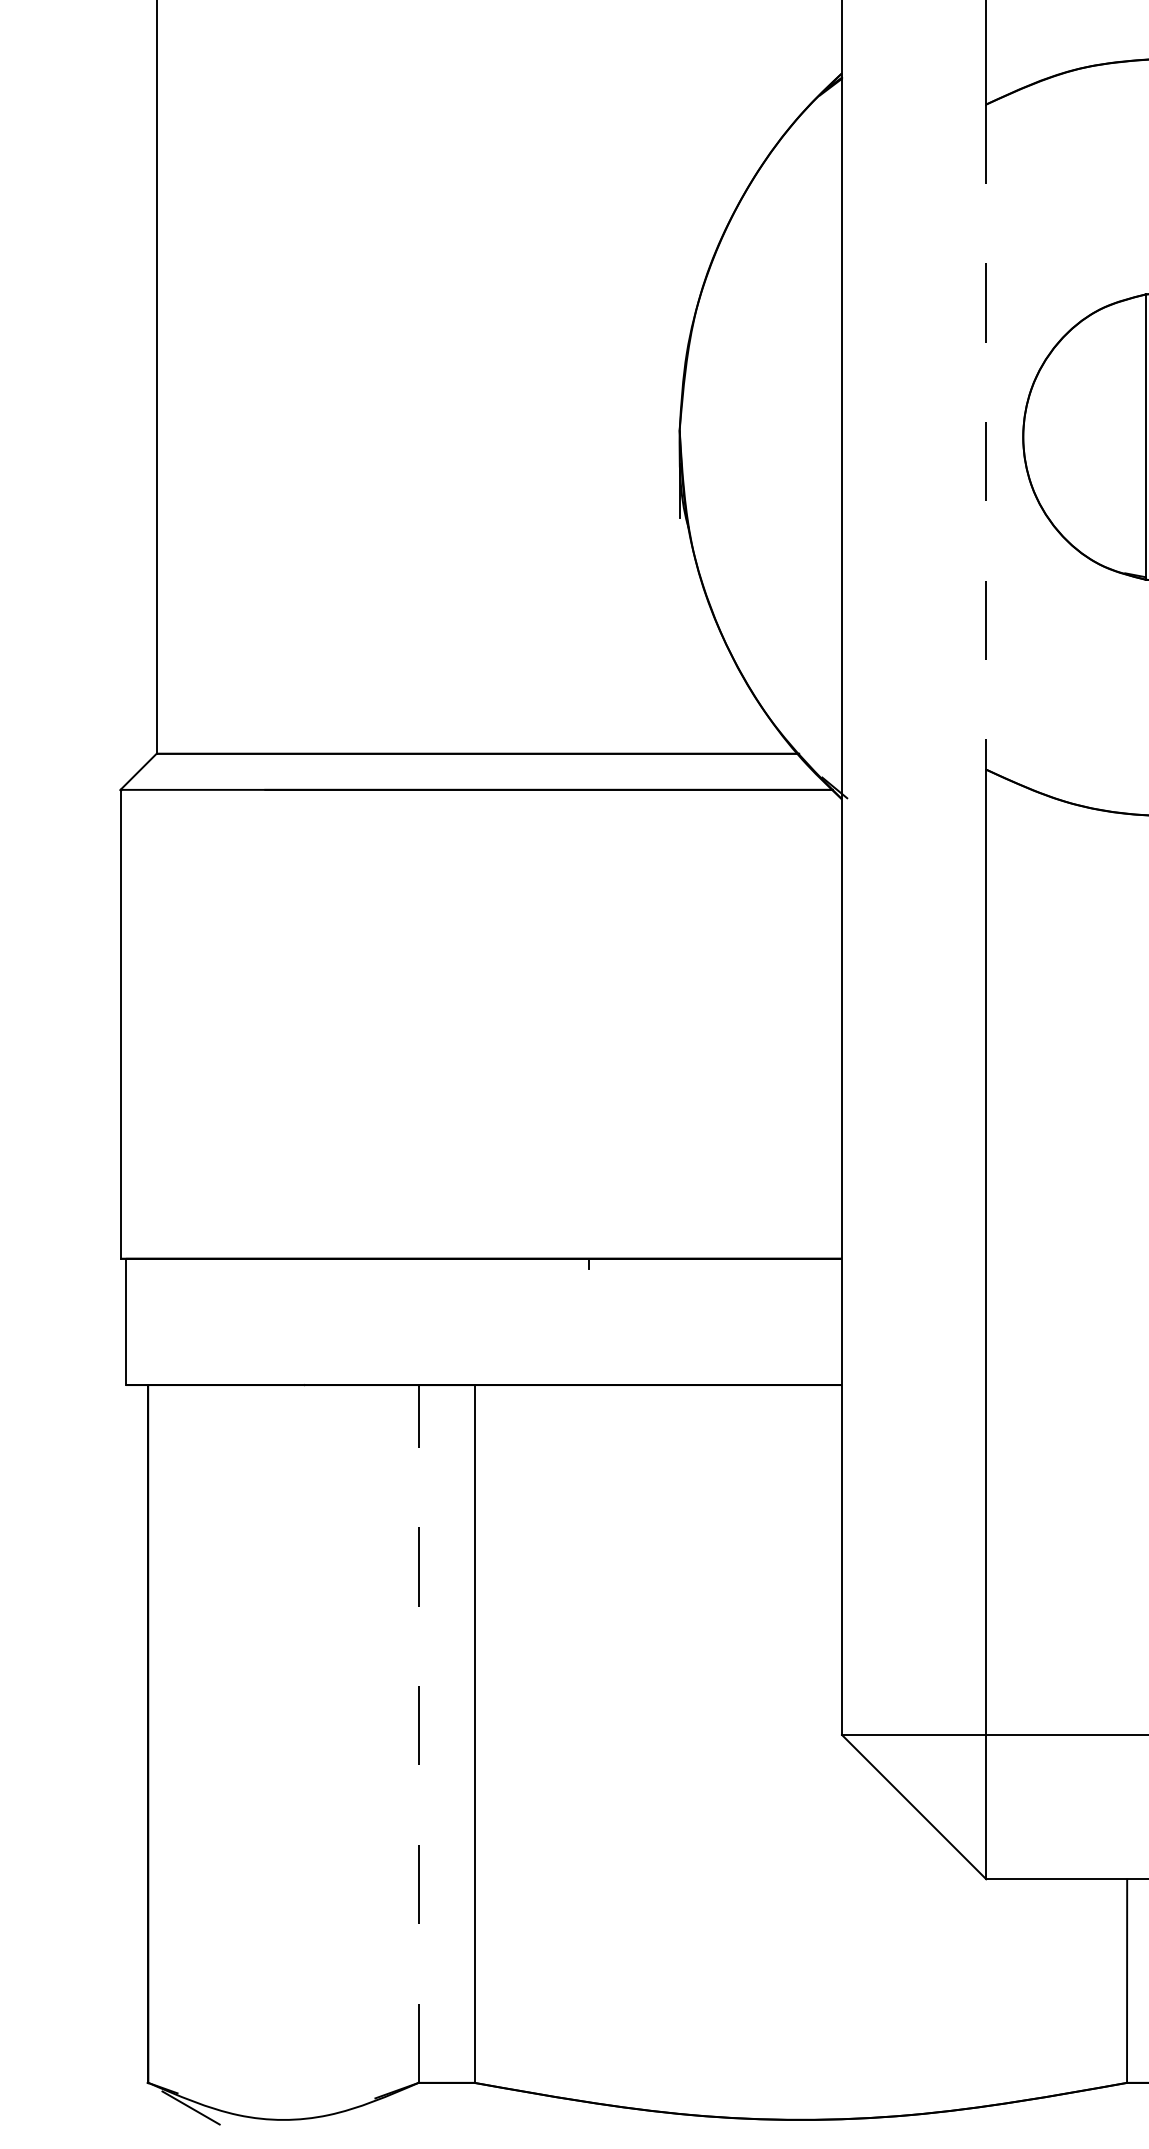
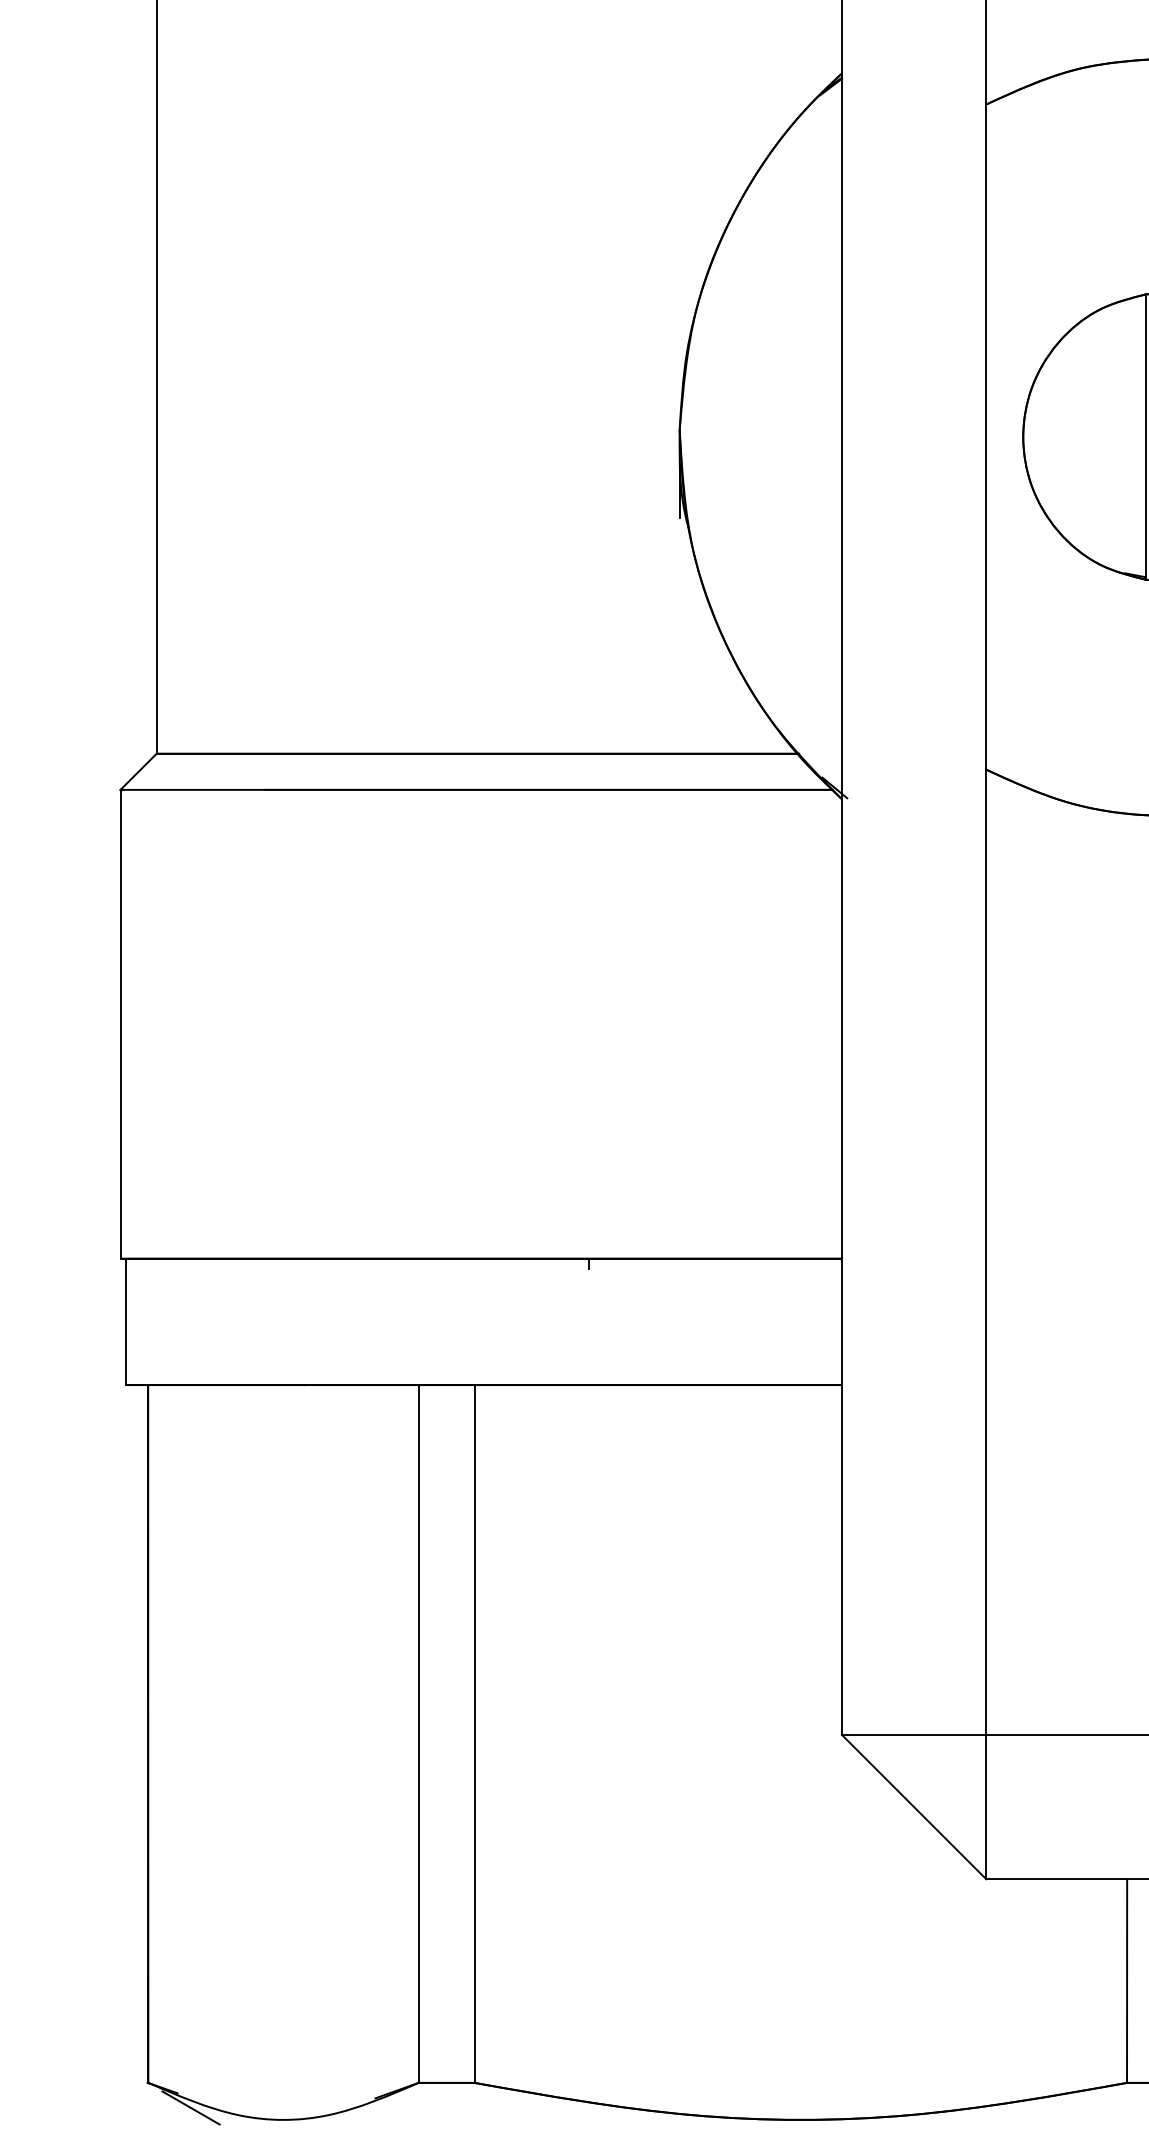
line: dashed -> solid (986, 437)
line: dashed -> solid (418, 1733)
